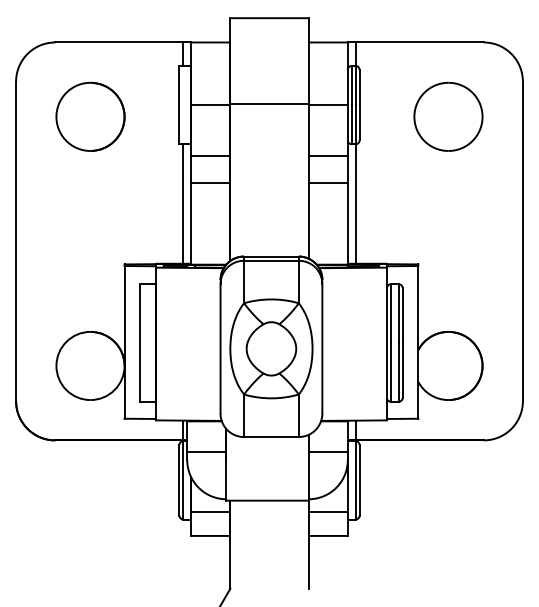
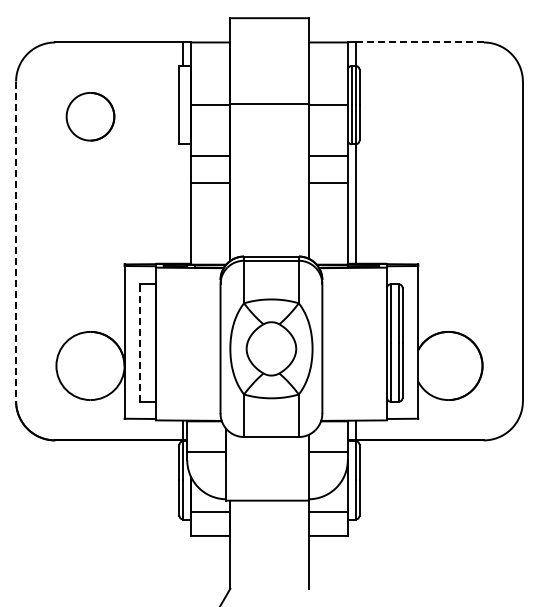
line: solid -> dashed (419, 42)
part size: 71x71 px -> 51x50 px (90, 116)
part: present -> none (448, 116)
line: present -> none (183, 203)
line: solid -> dashed (16, 241)
line: solid -> dashed (140, 343)
